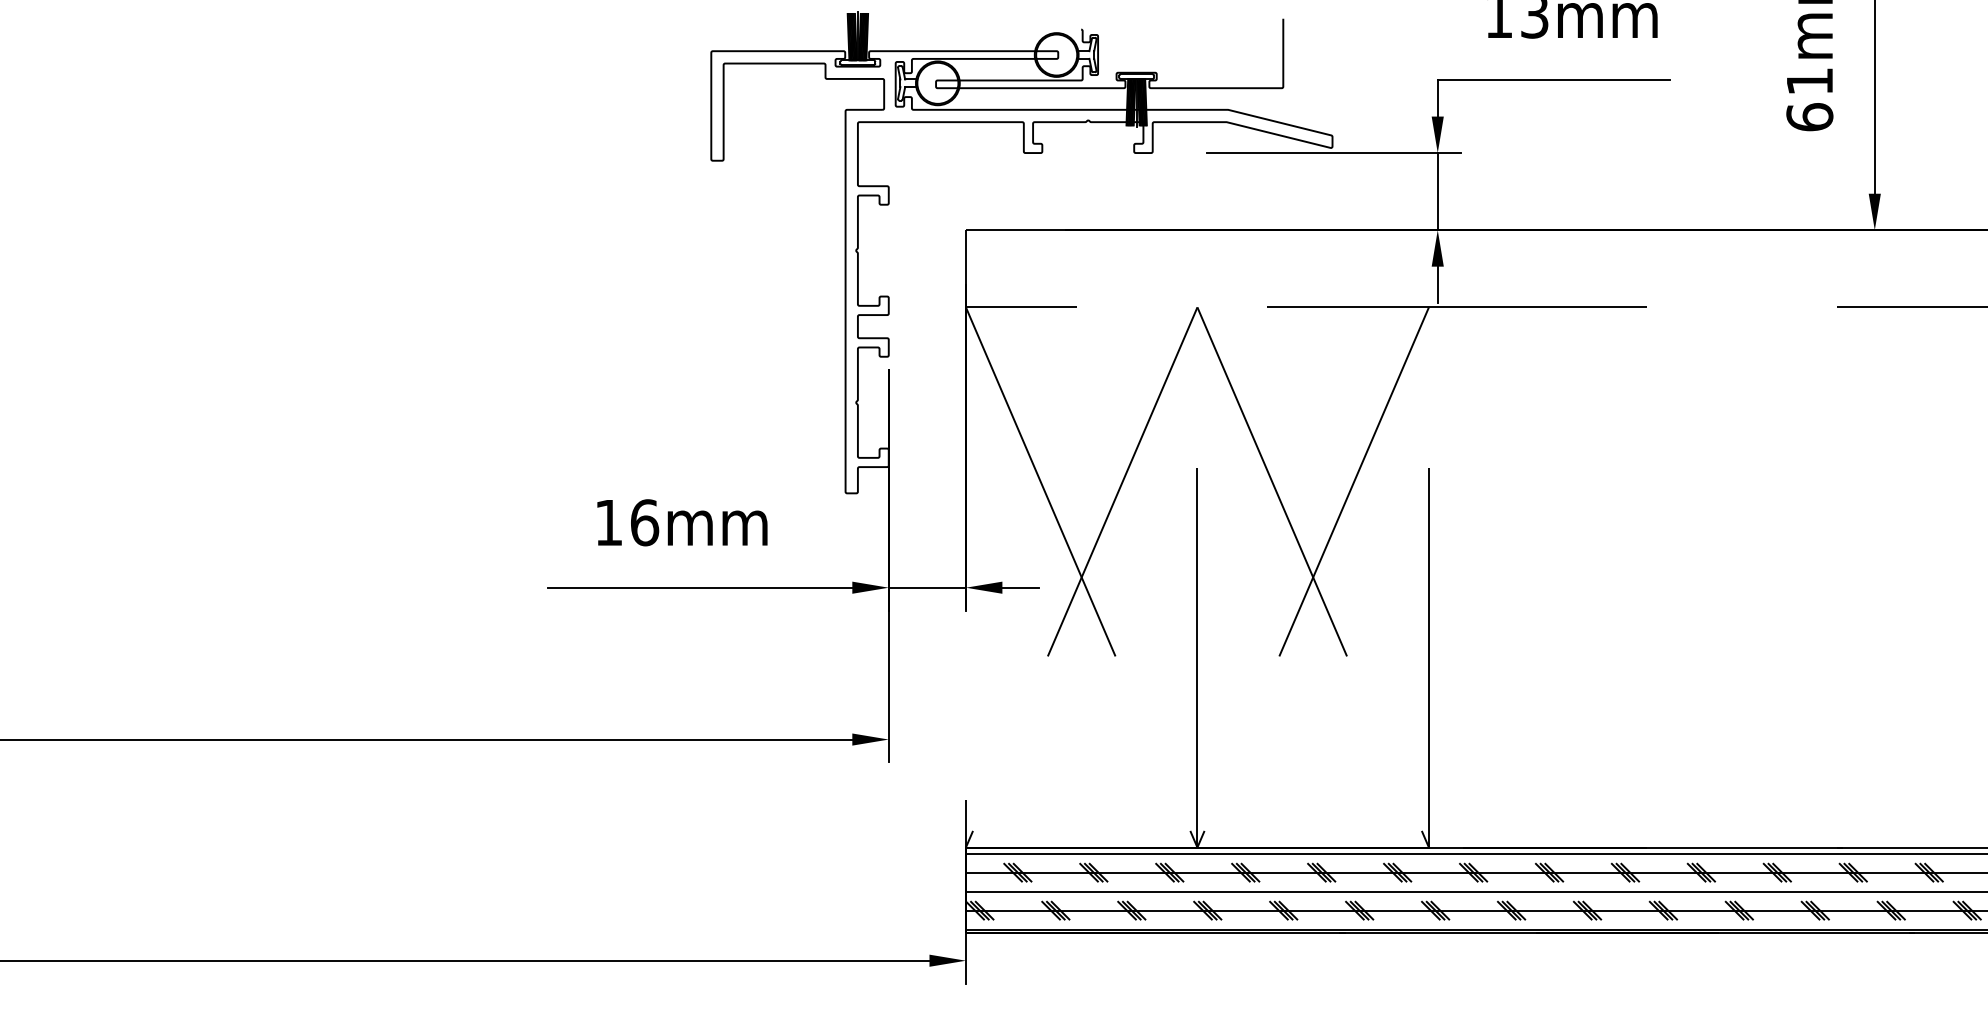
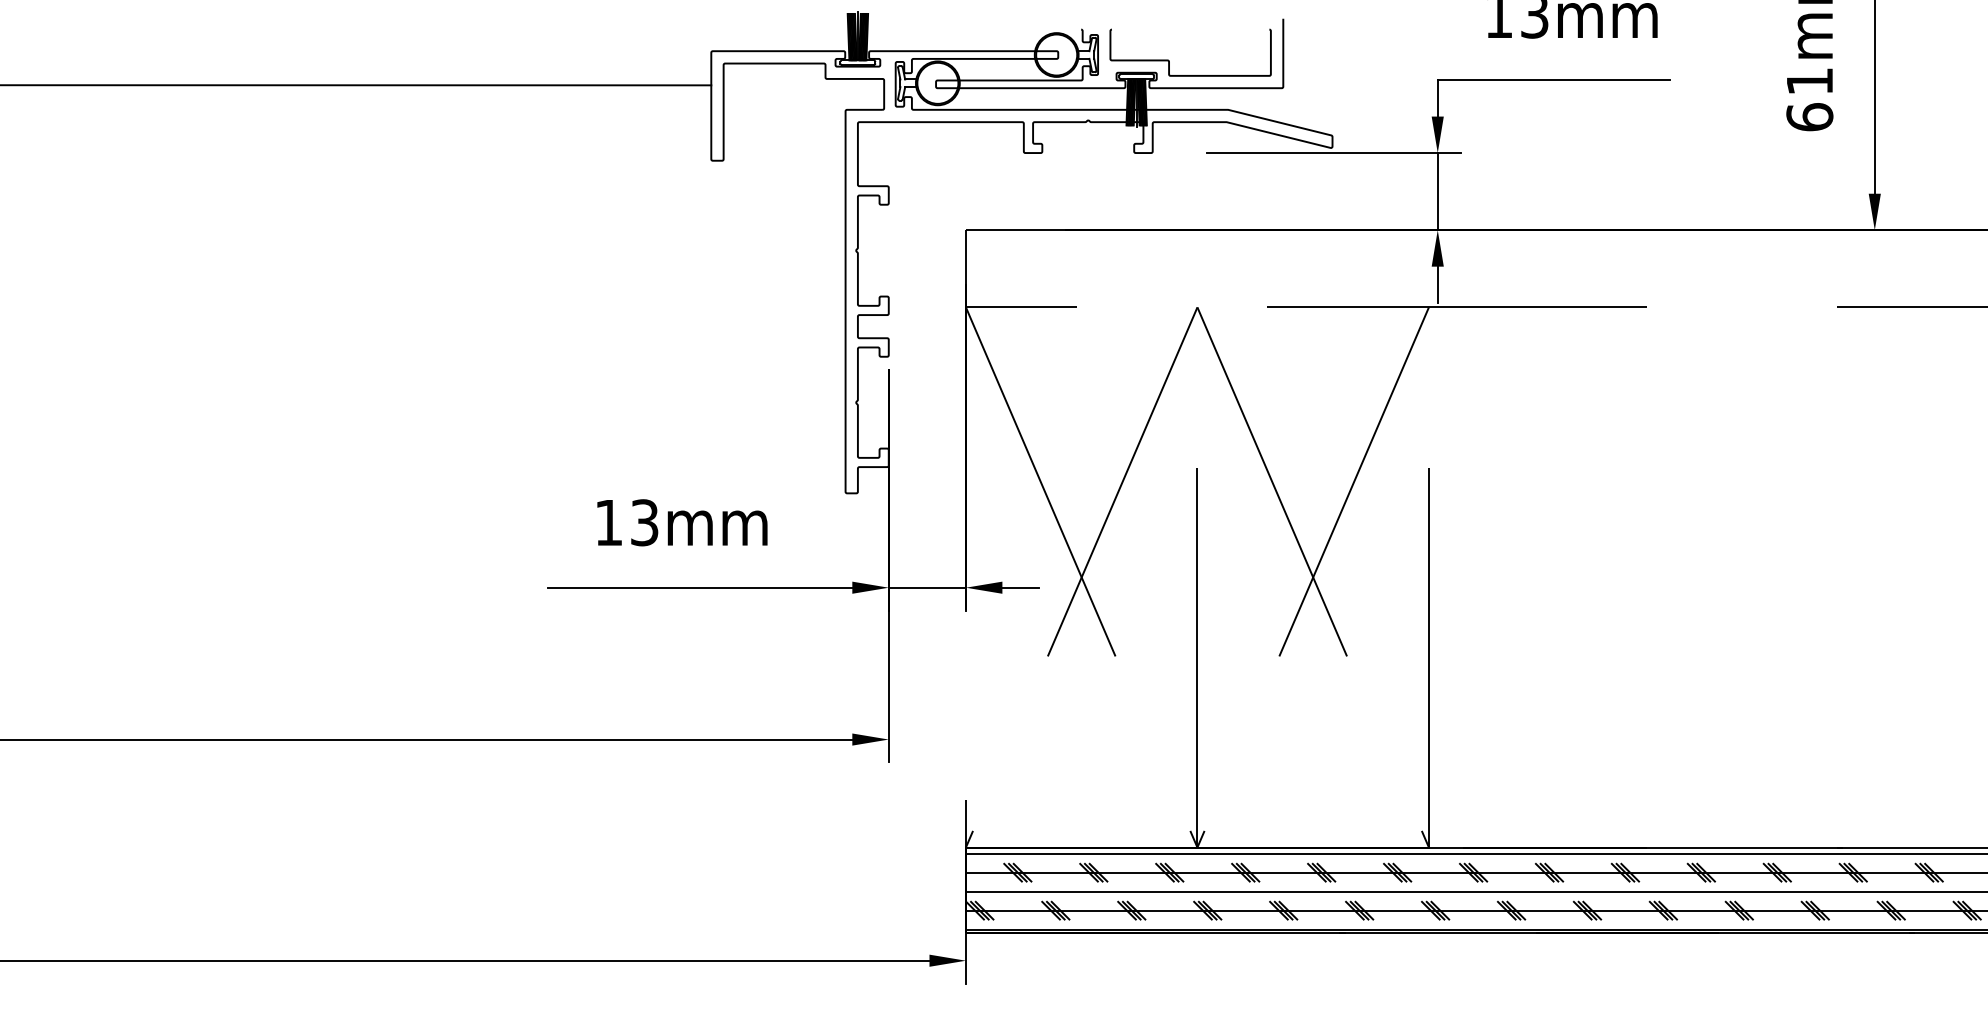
curve: none -> present (1169, 60)
line: none -> present (356, 85)
text: 16mm -> 13mm (645, 522)
